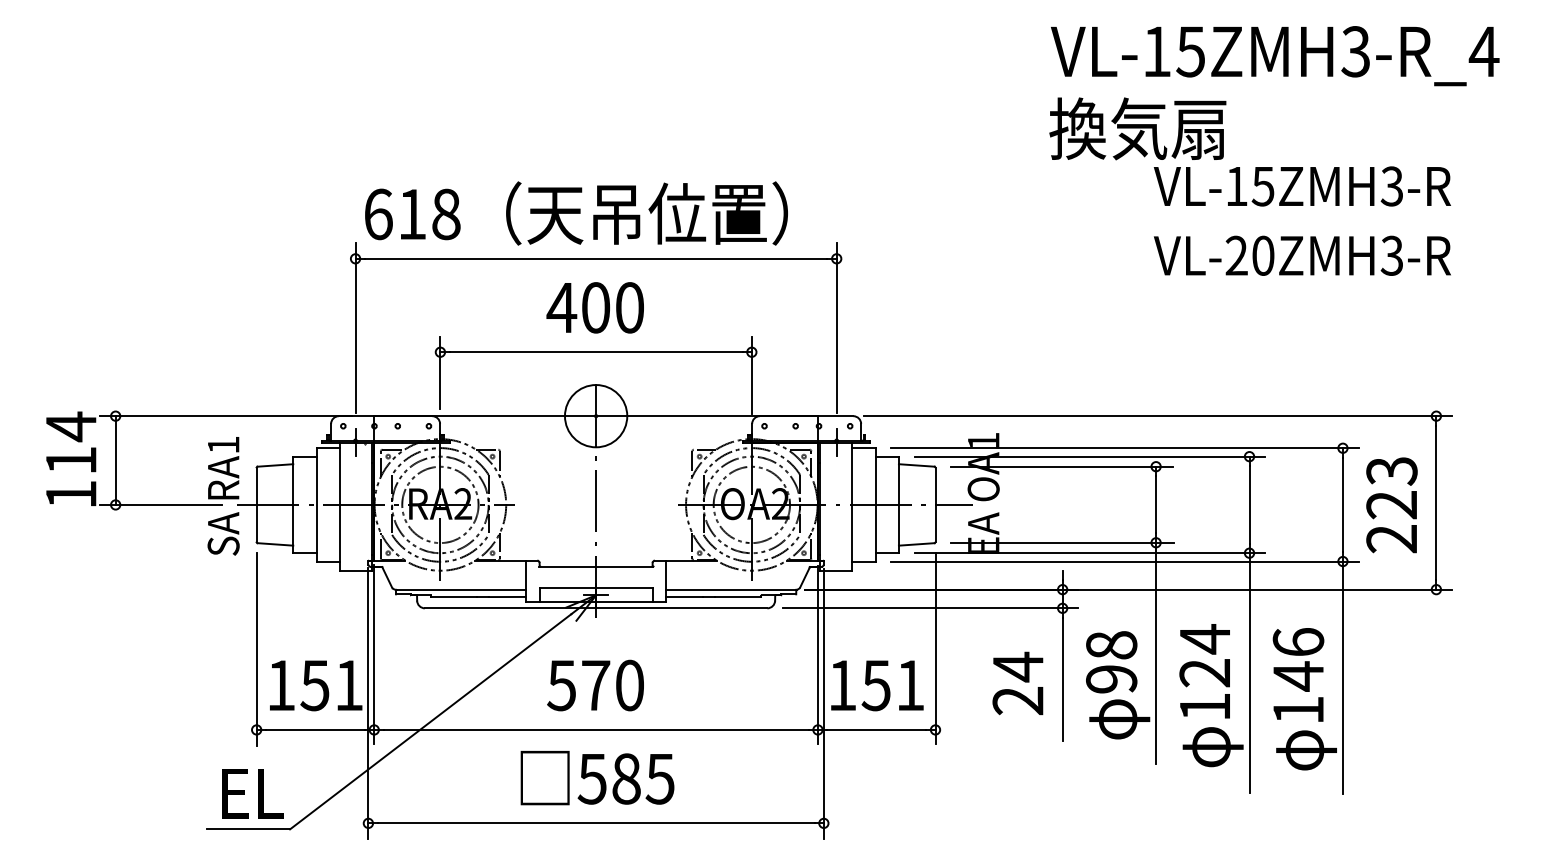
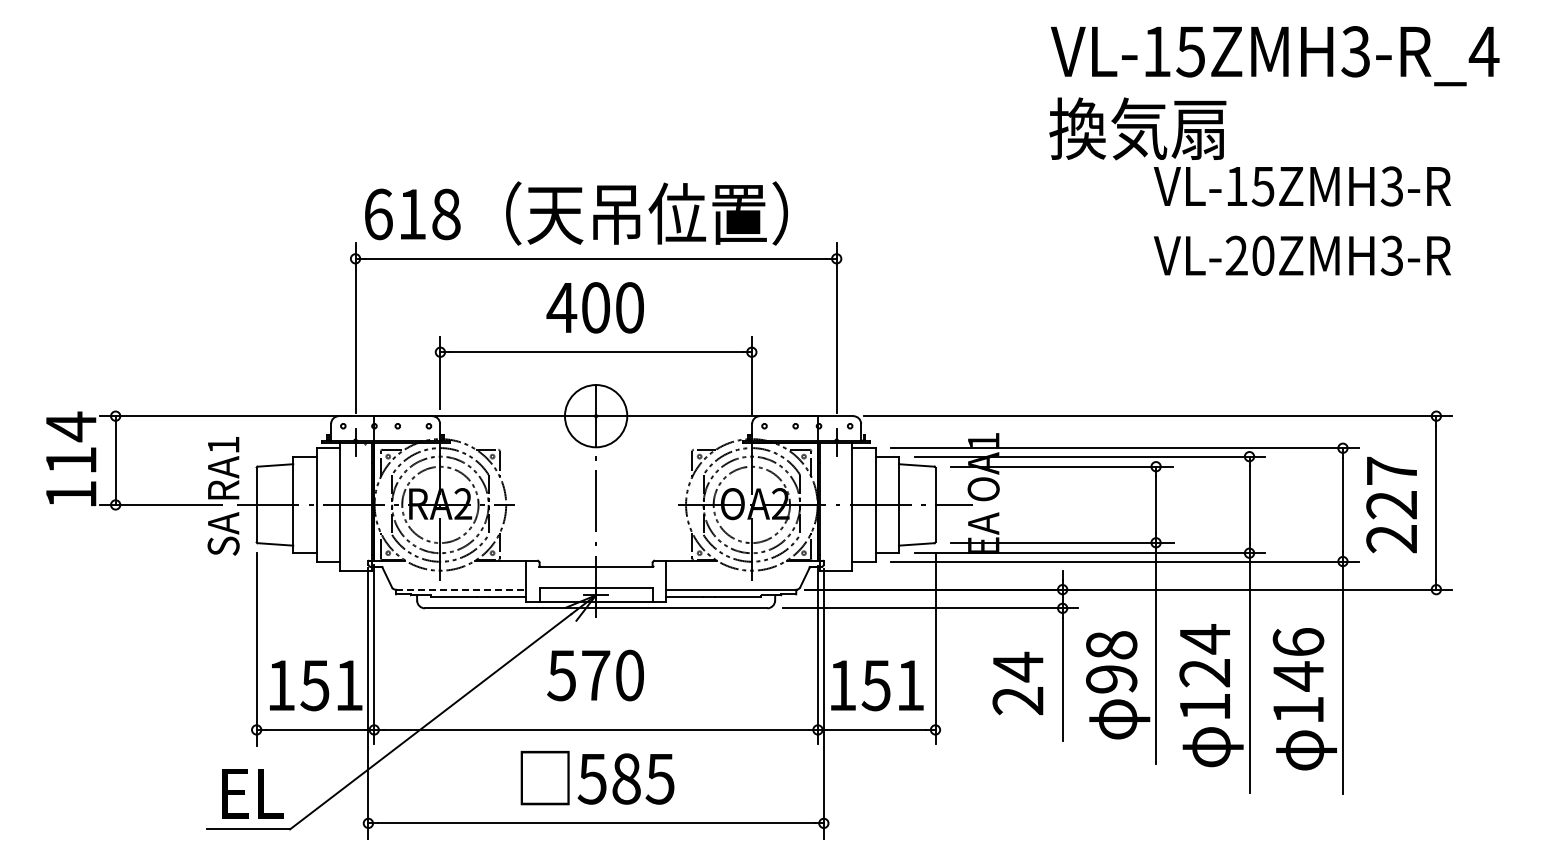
text: 223 -> 227 (1391, 470)
line: solid -> dashed (461, 589)
text position: (595, 685) -> (595, 675) (595, 675)
